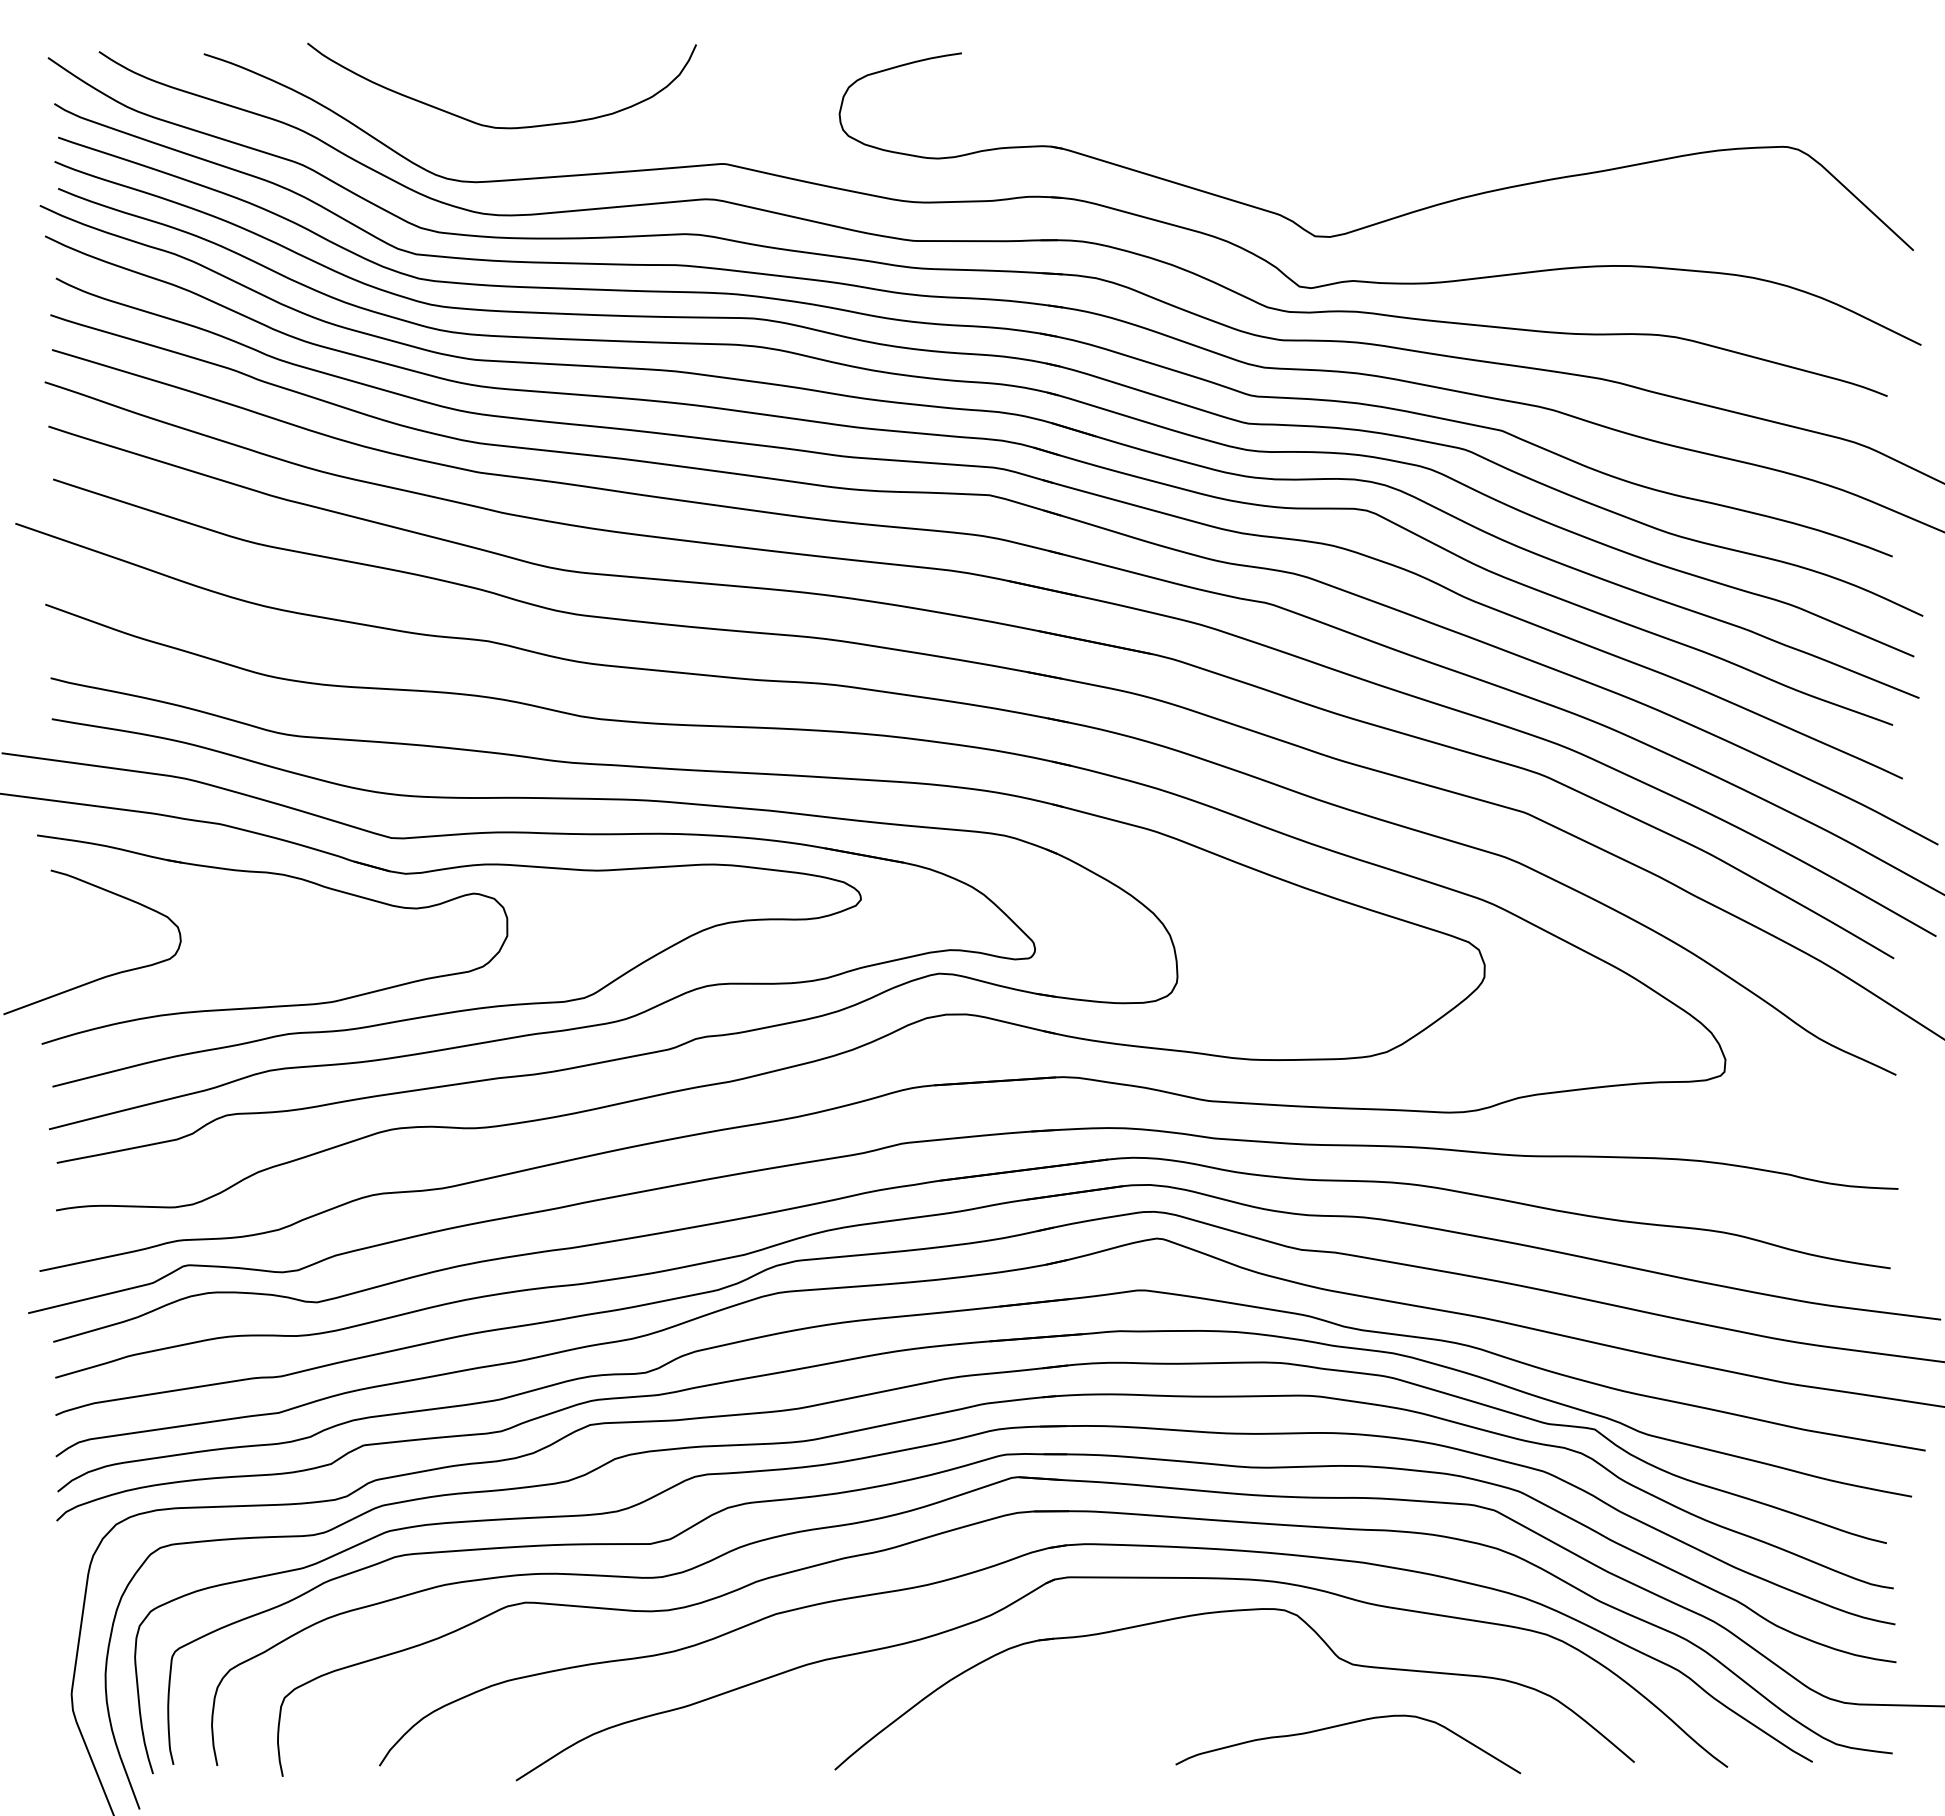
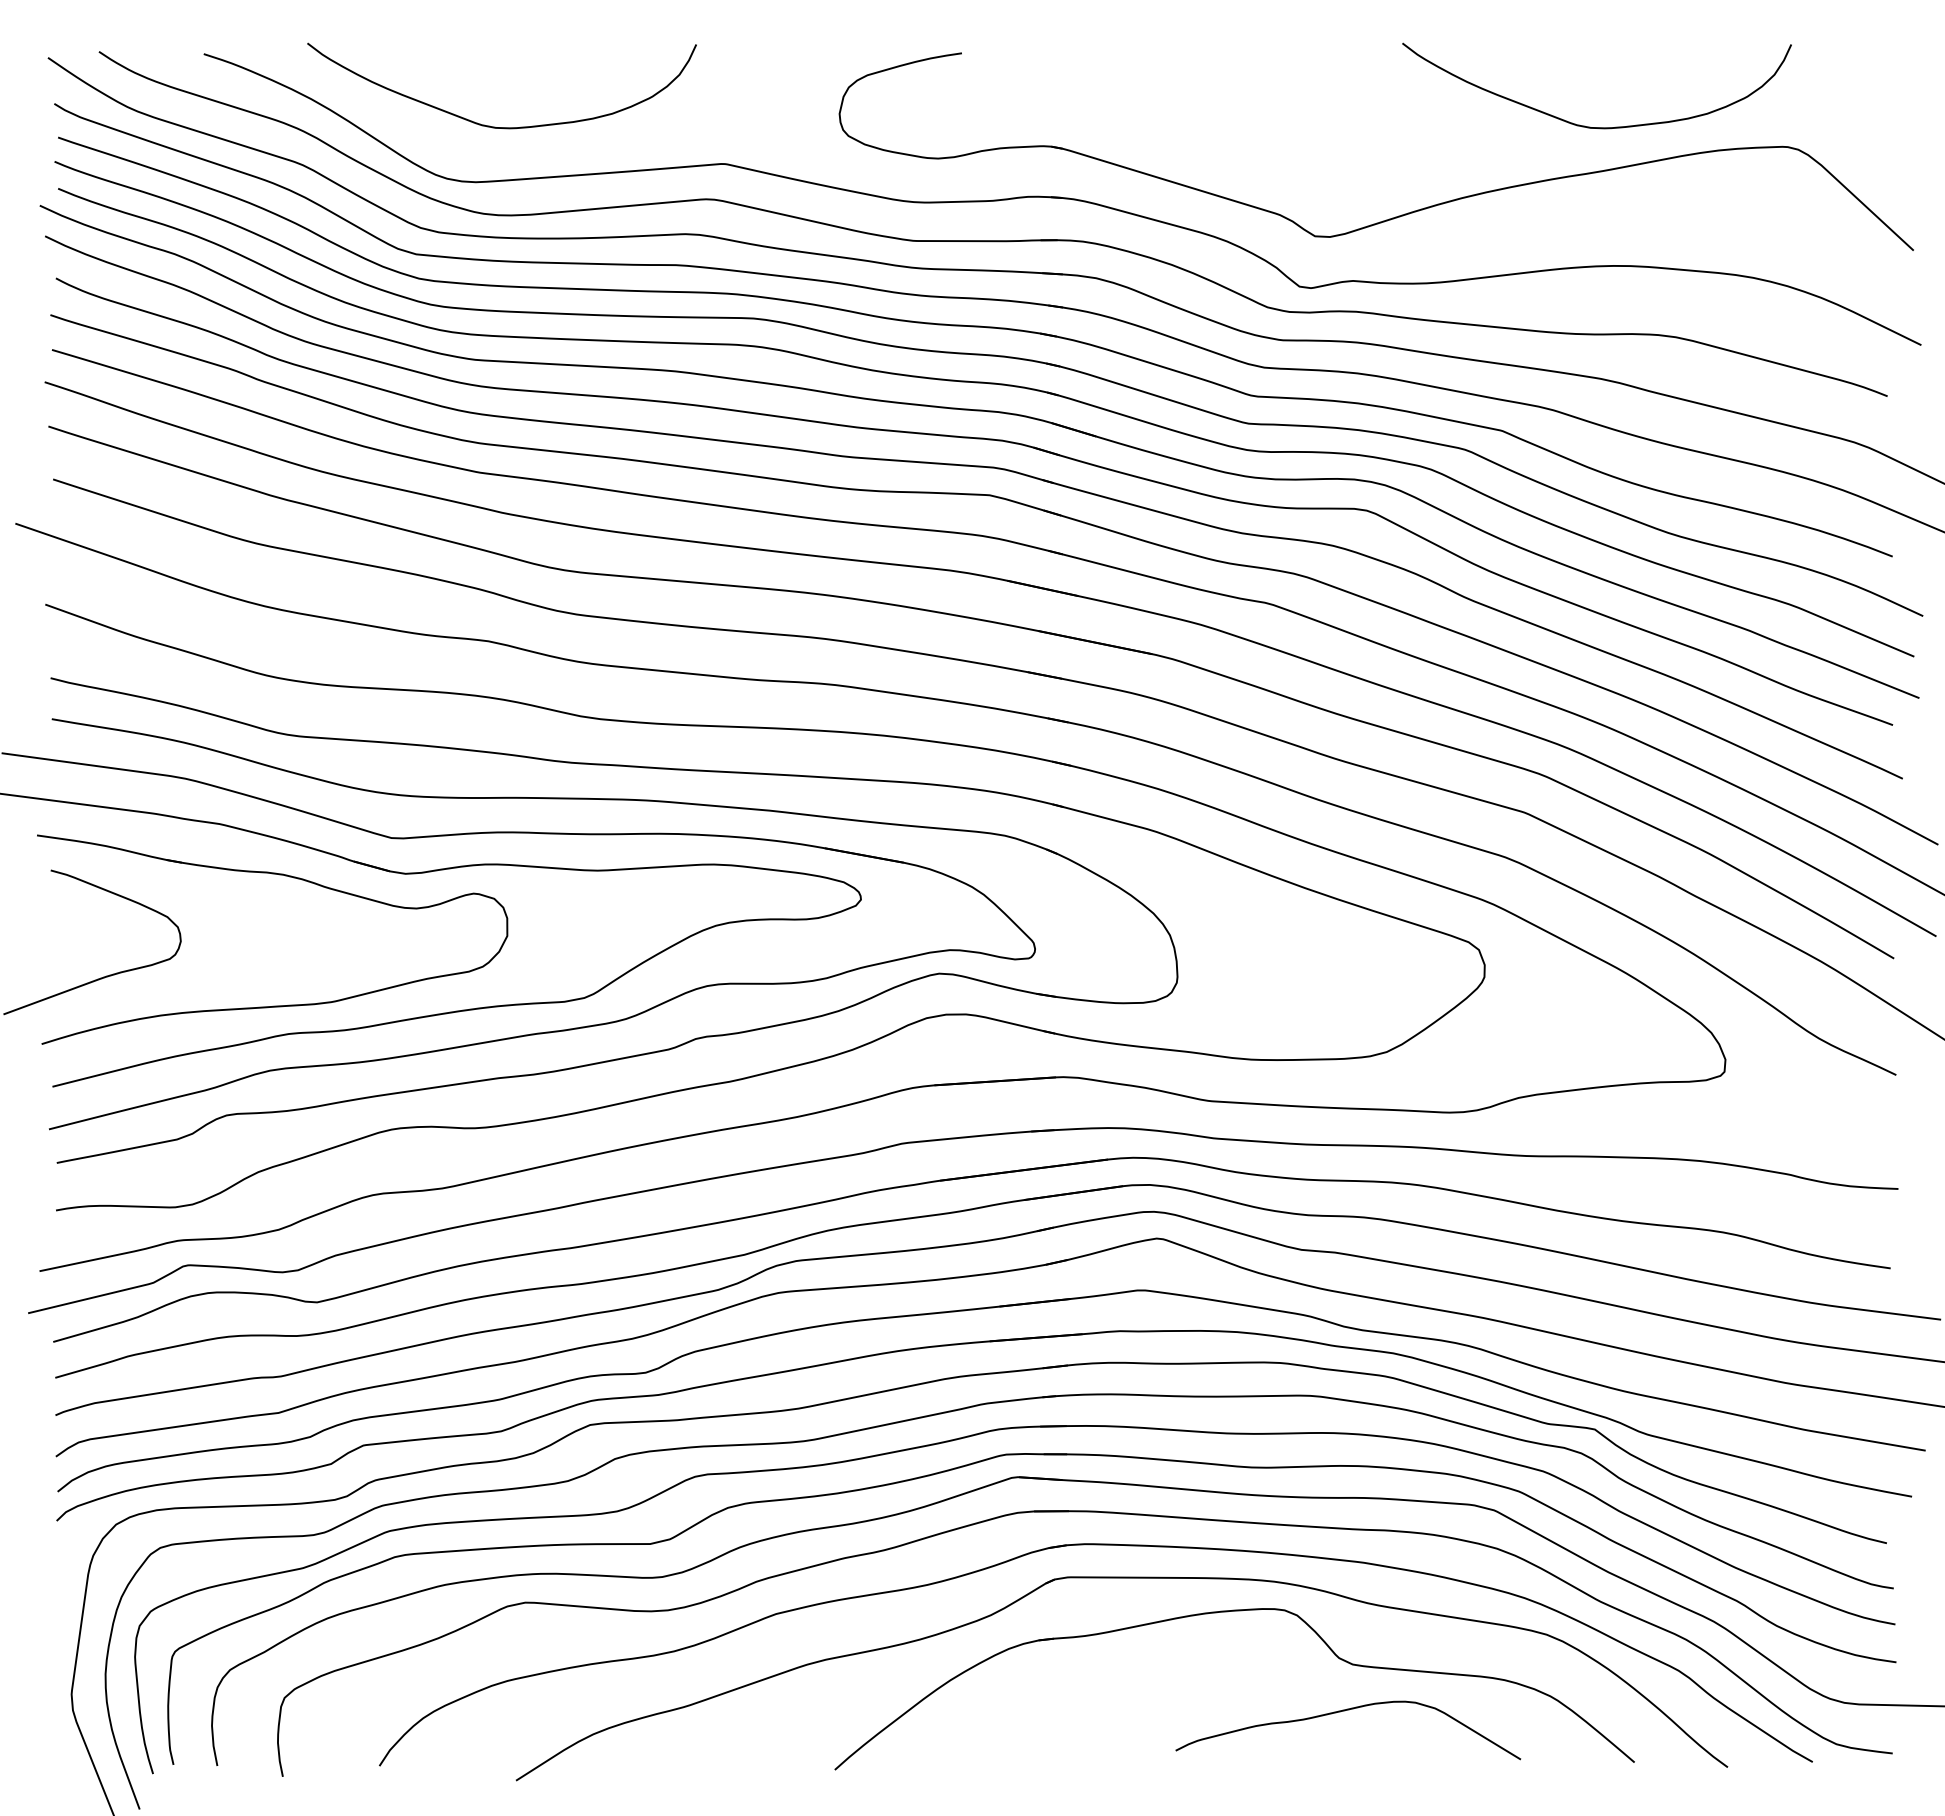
curve: none -> present (1590, 126)
curve position: (1344, 1725) -> (1344, 1711) (1344, 1711)
